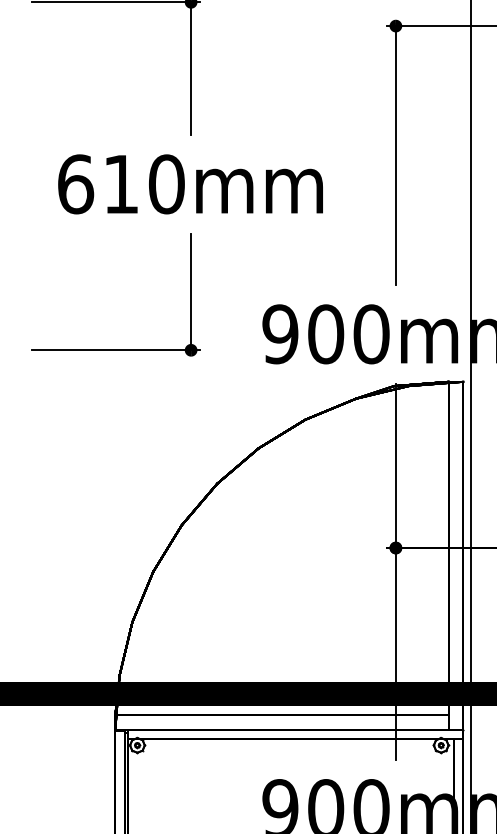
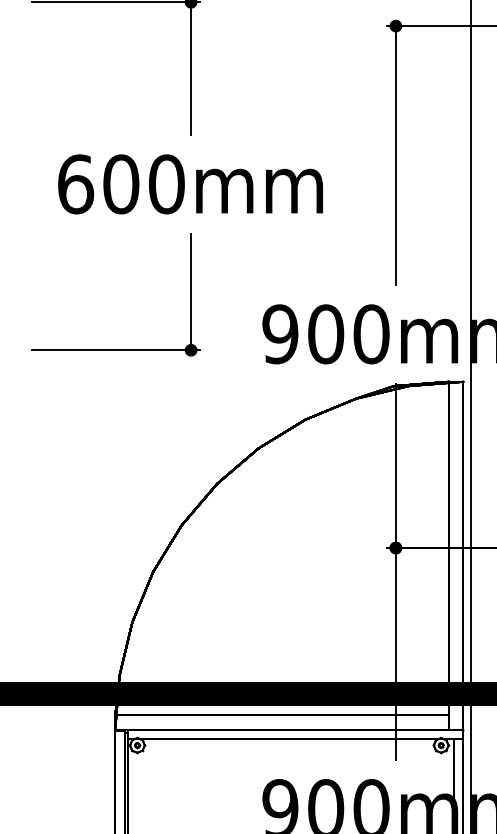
text: 610mm -> 600mm (121, 184)
